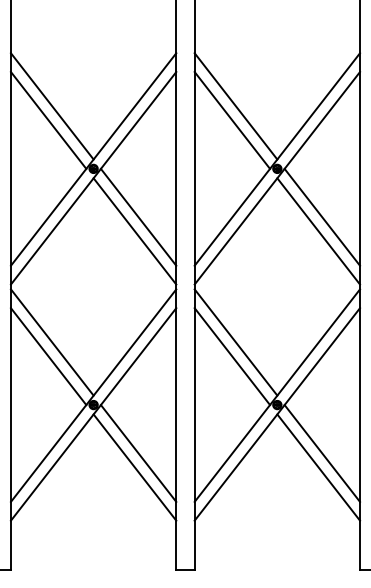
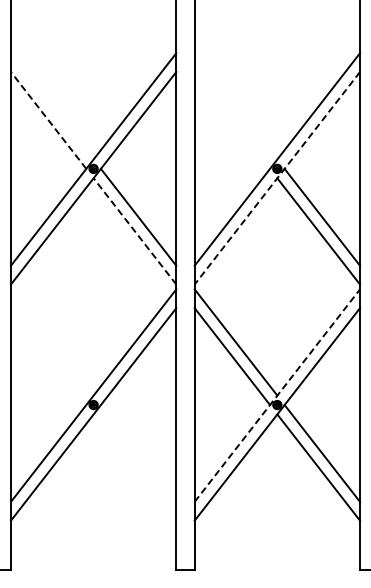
line: present -> none (51, 106)
line: present -> none (235, 106)
line: solid -> dashed (48, 120)
line: present -> none (232, 120)
line: solid -> dashed (277, 178)
line: solid -> dashed (134, 231)
line: present -> none (51, 342)
line: present -> none (48, 356)
line: solid -> dashed (277, 395)
line: present -> none (138, 453)
line: present -> none (134, 467)
